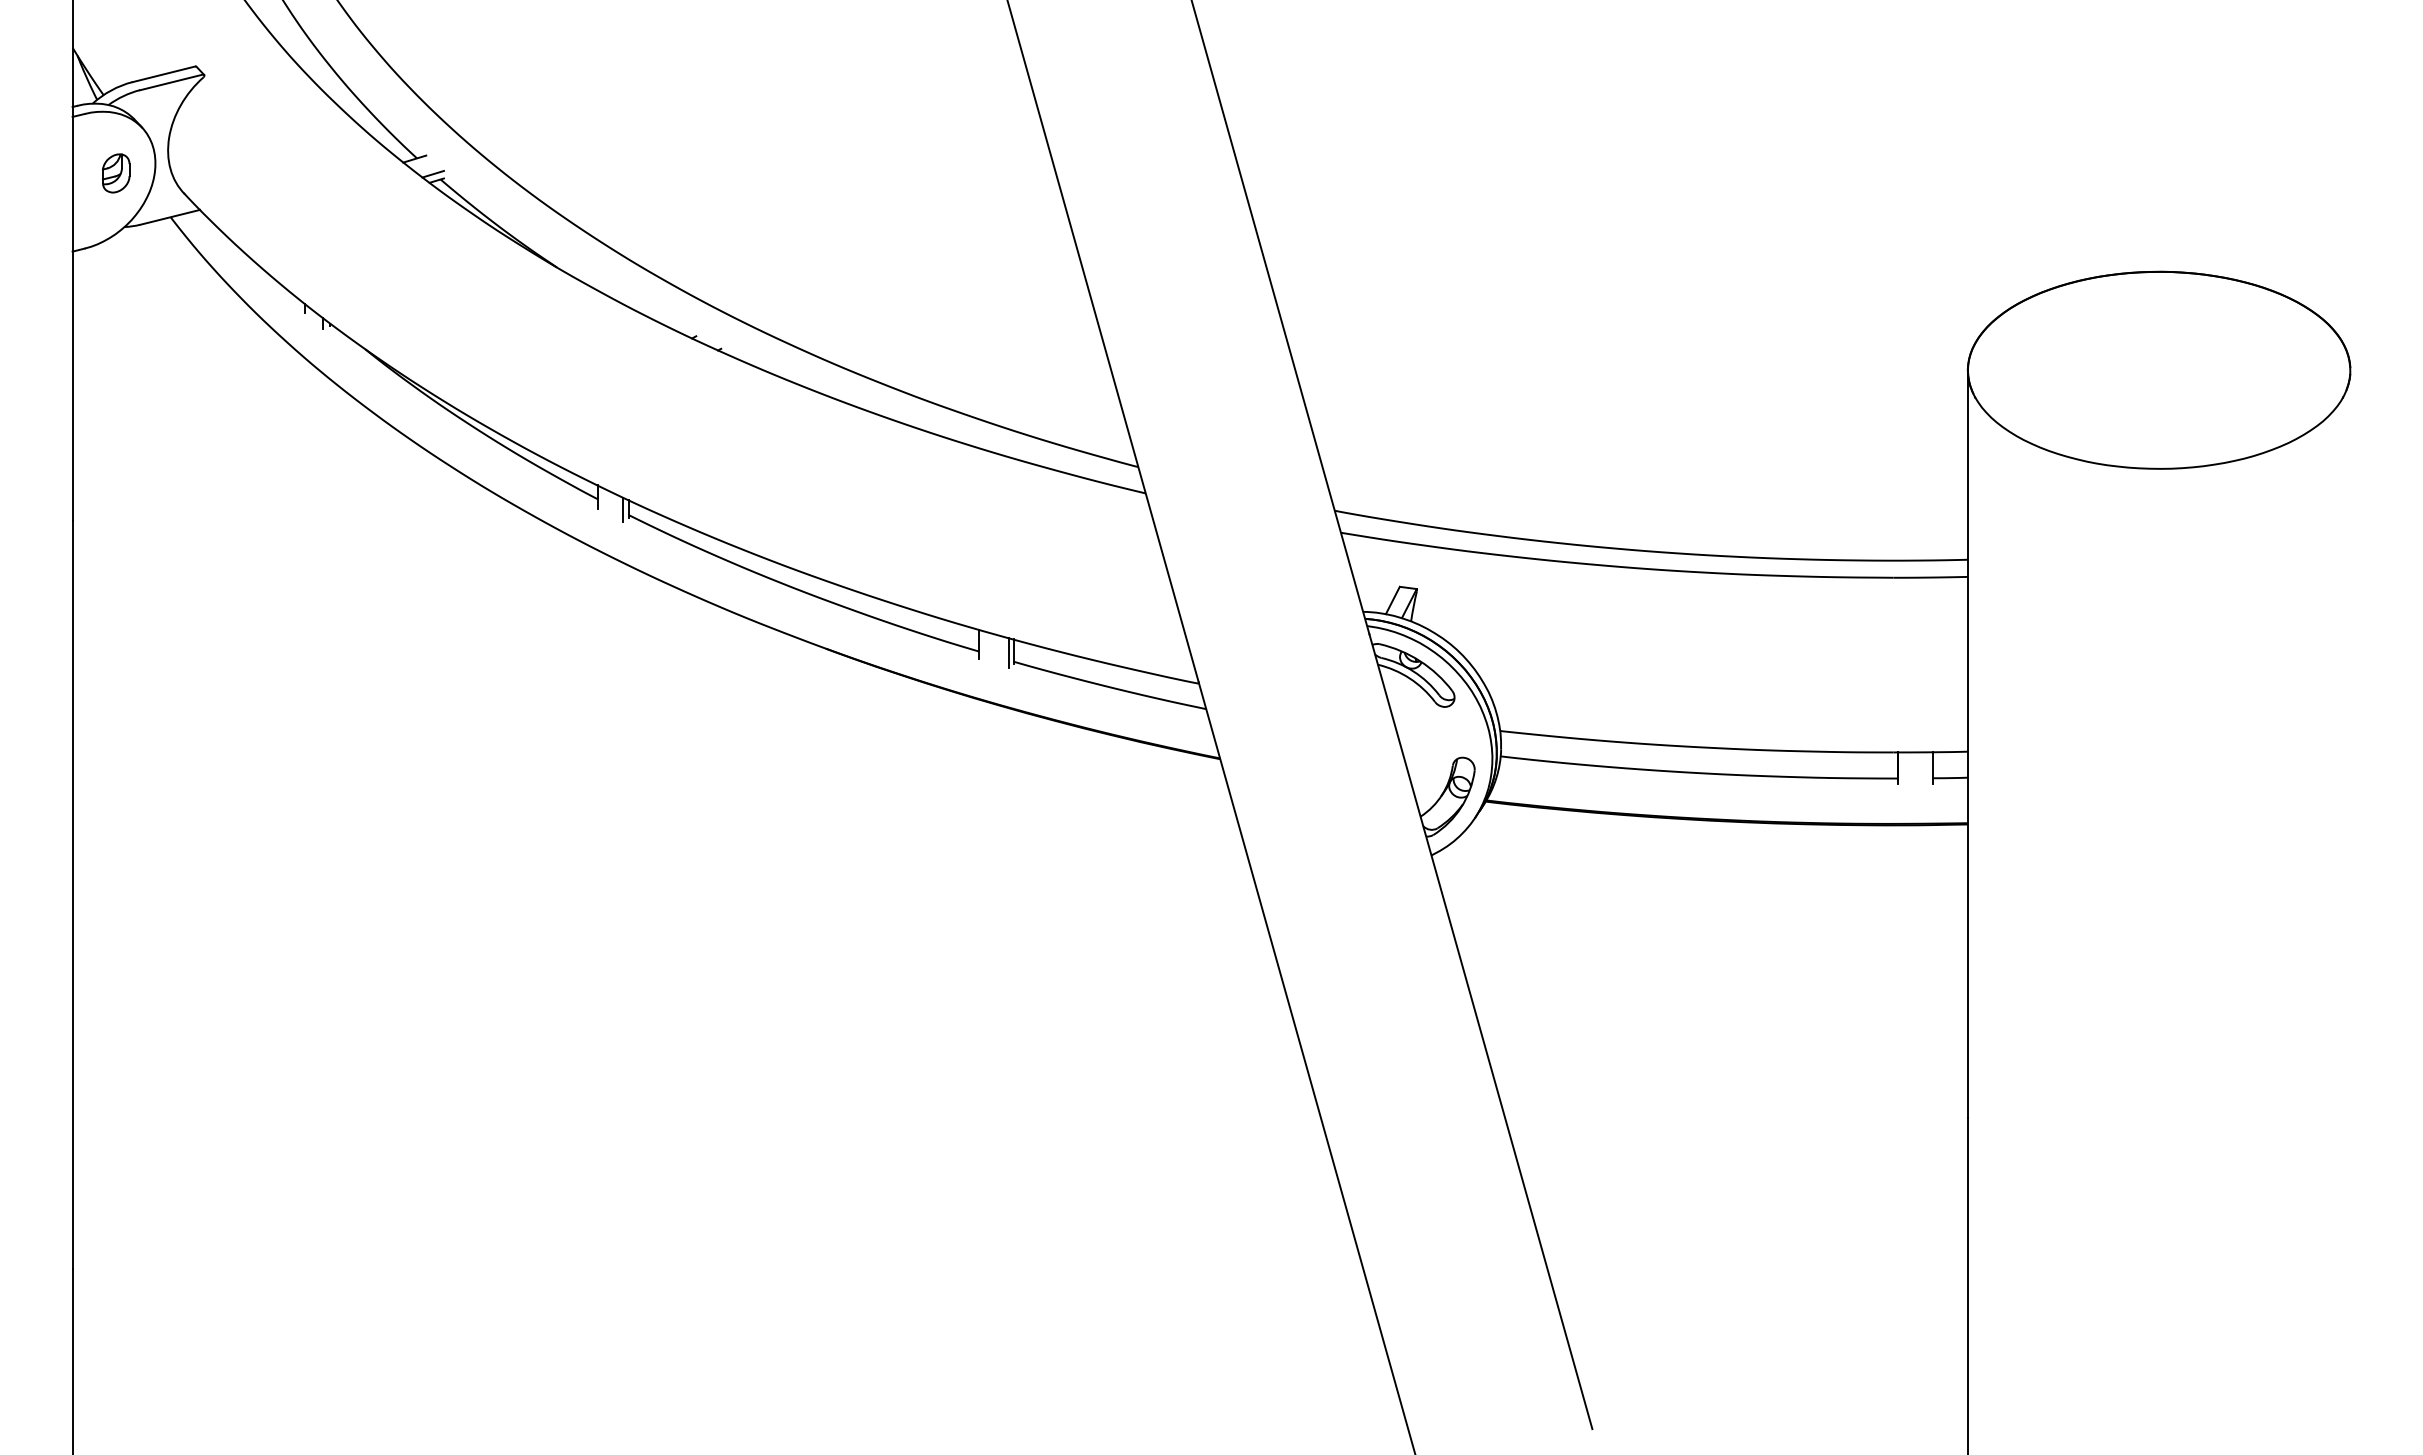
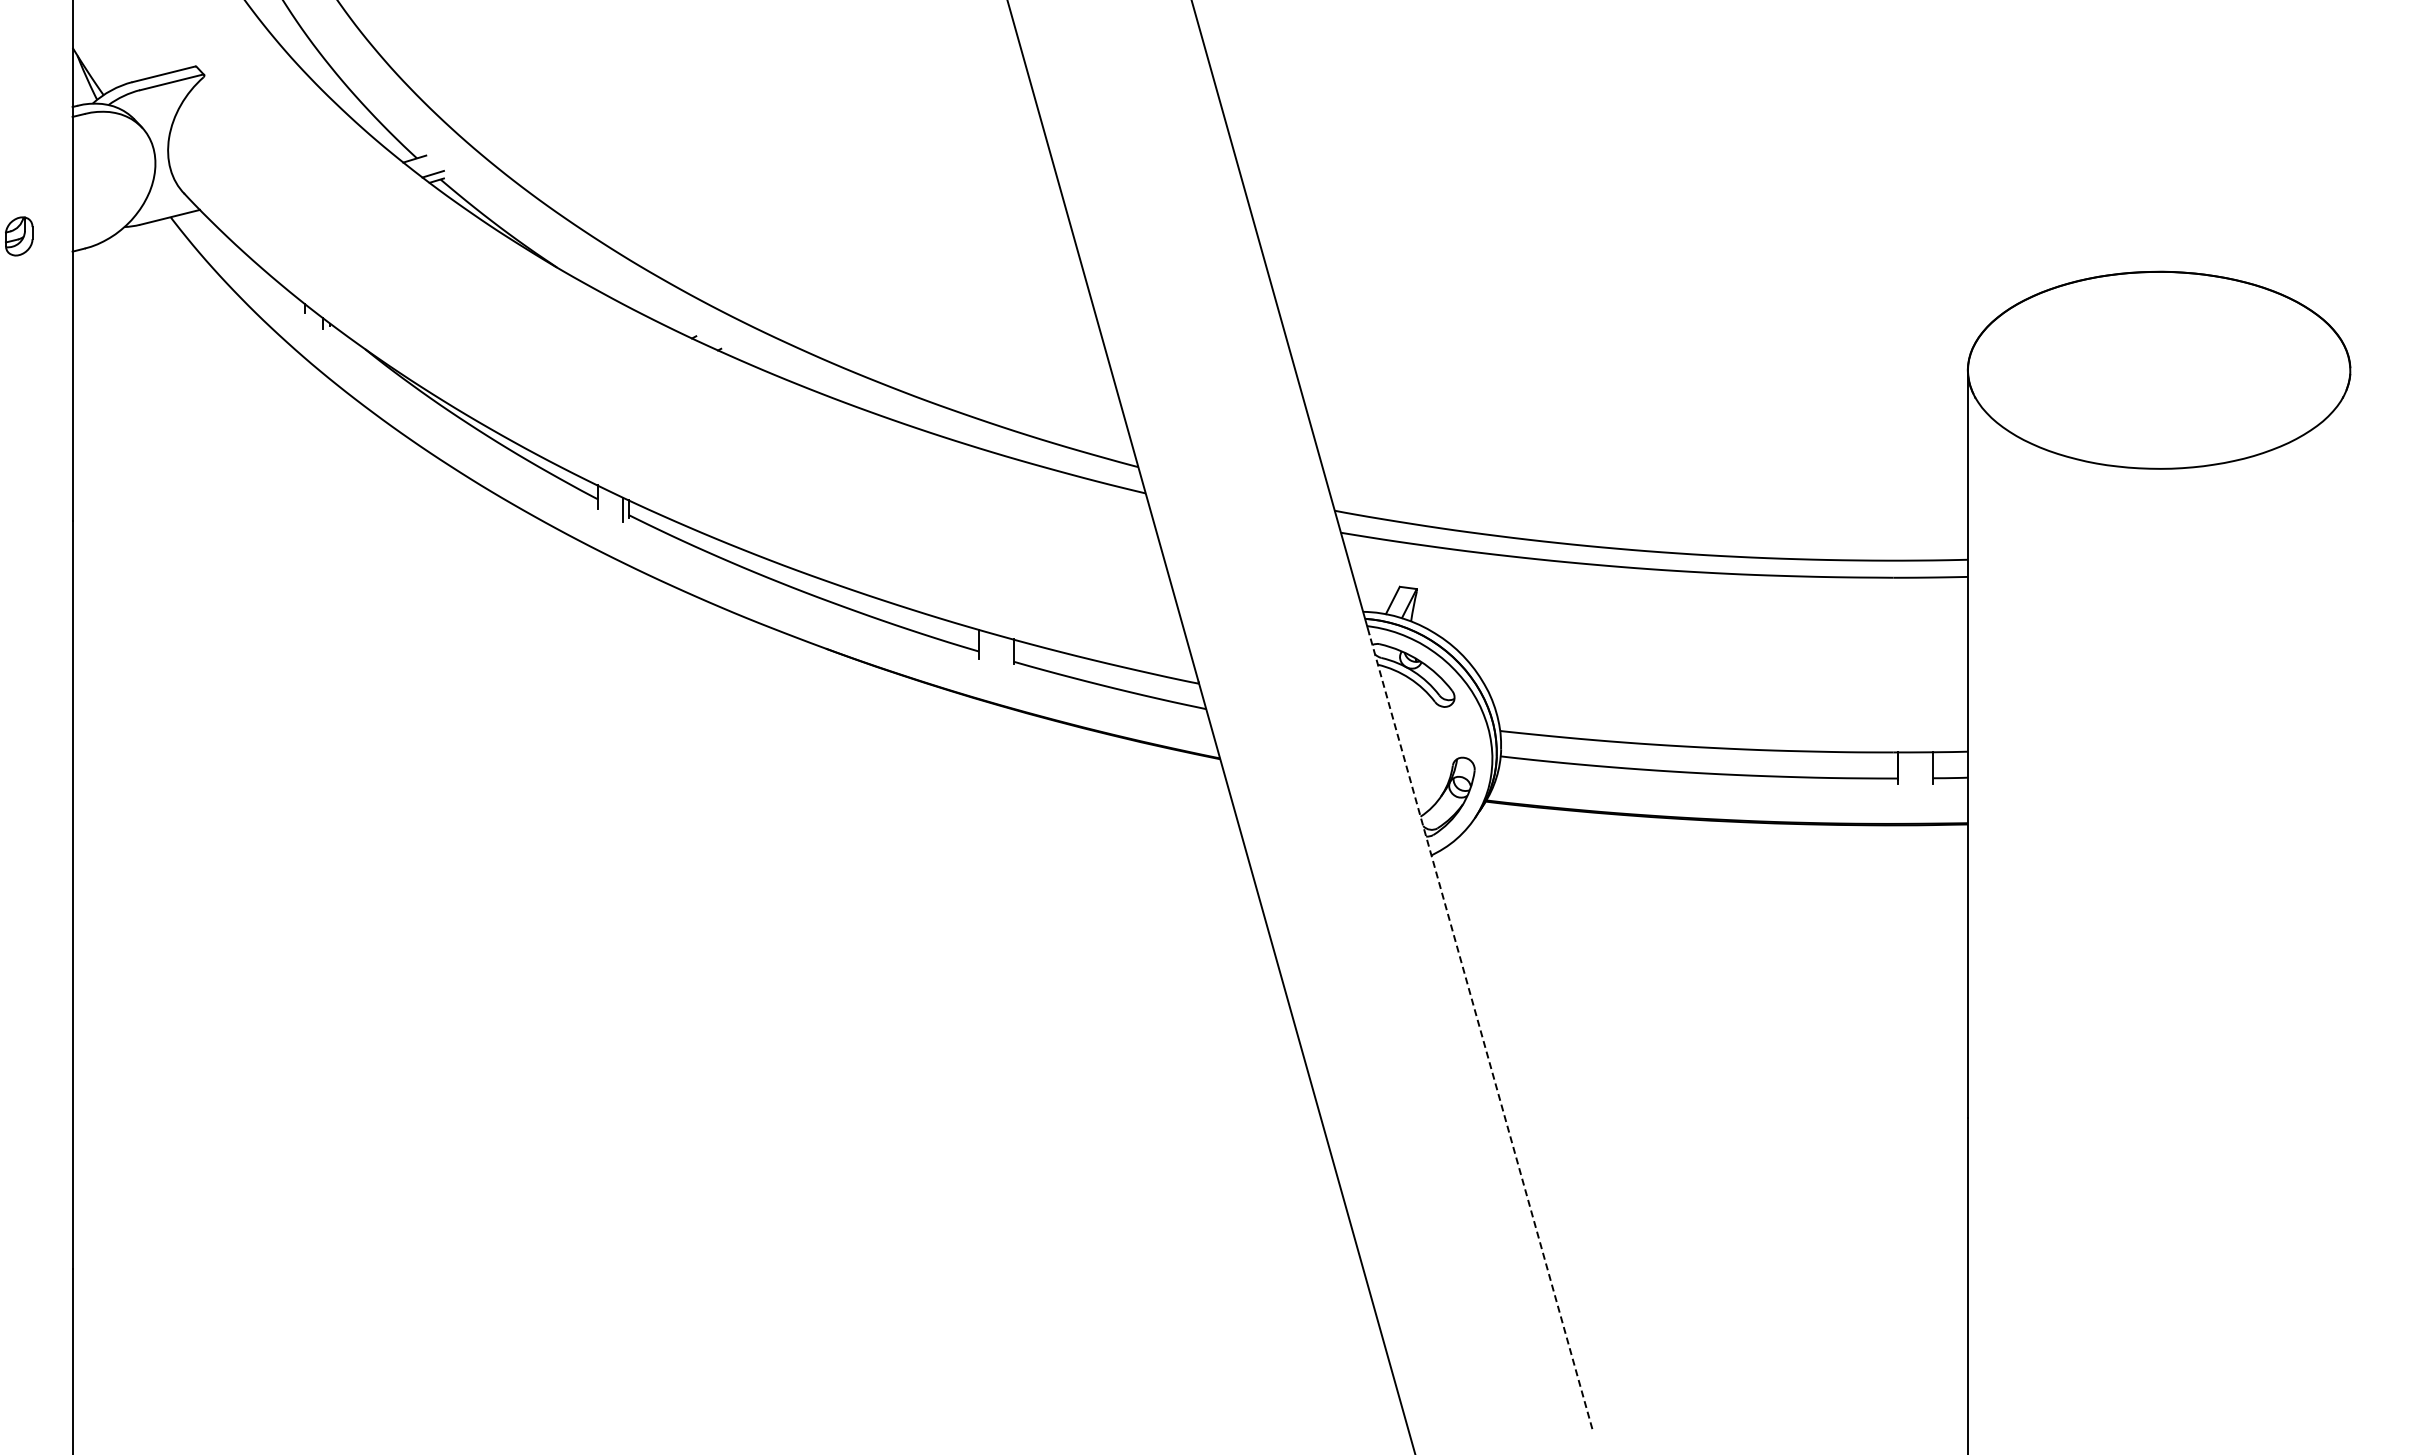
part position: (116, 173) -> (19, 236) (19, 236)
line: present -> none (1009, 652)
line: solid -> dashed (1480, 1031)
